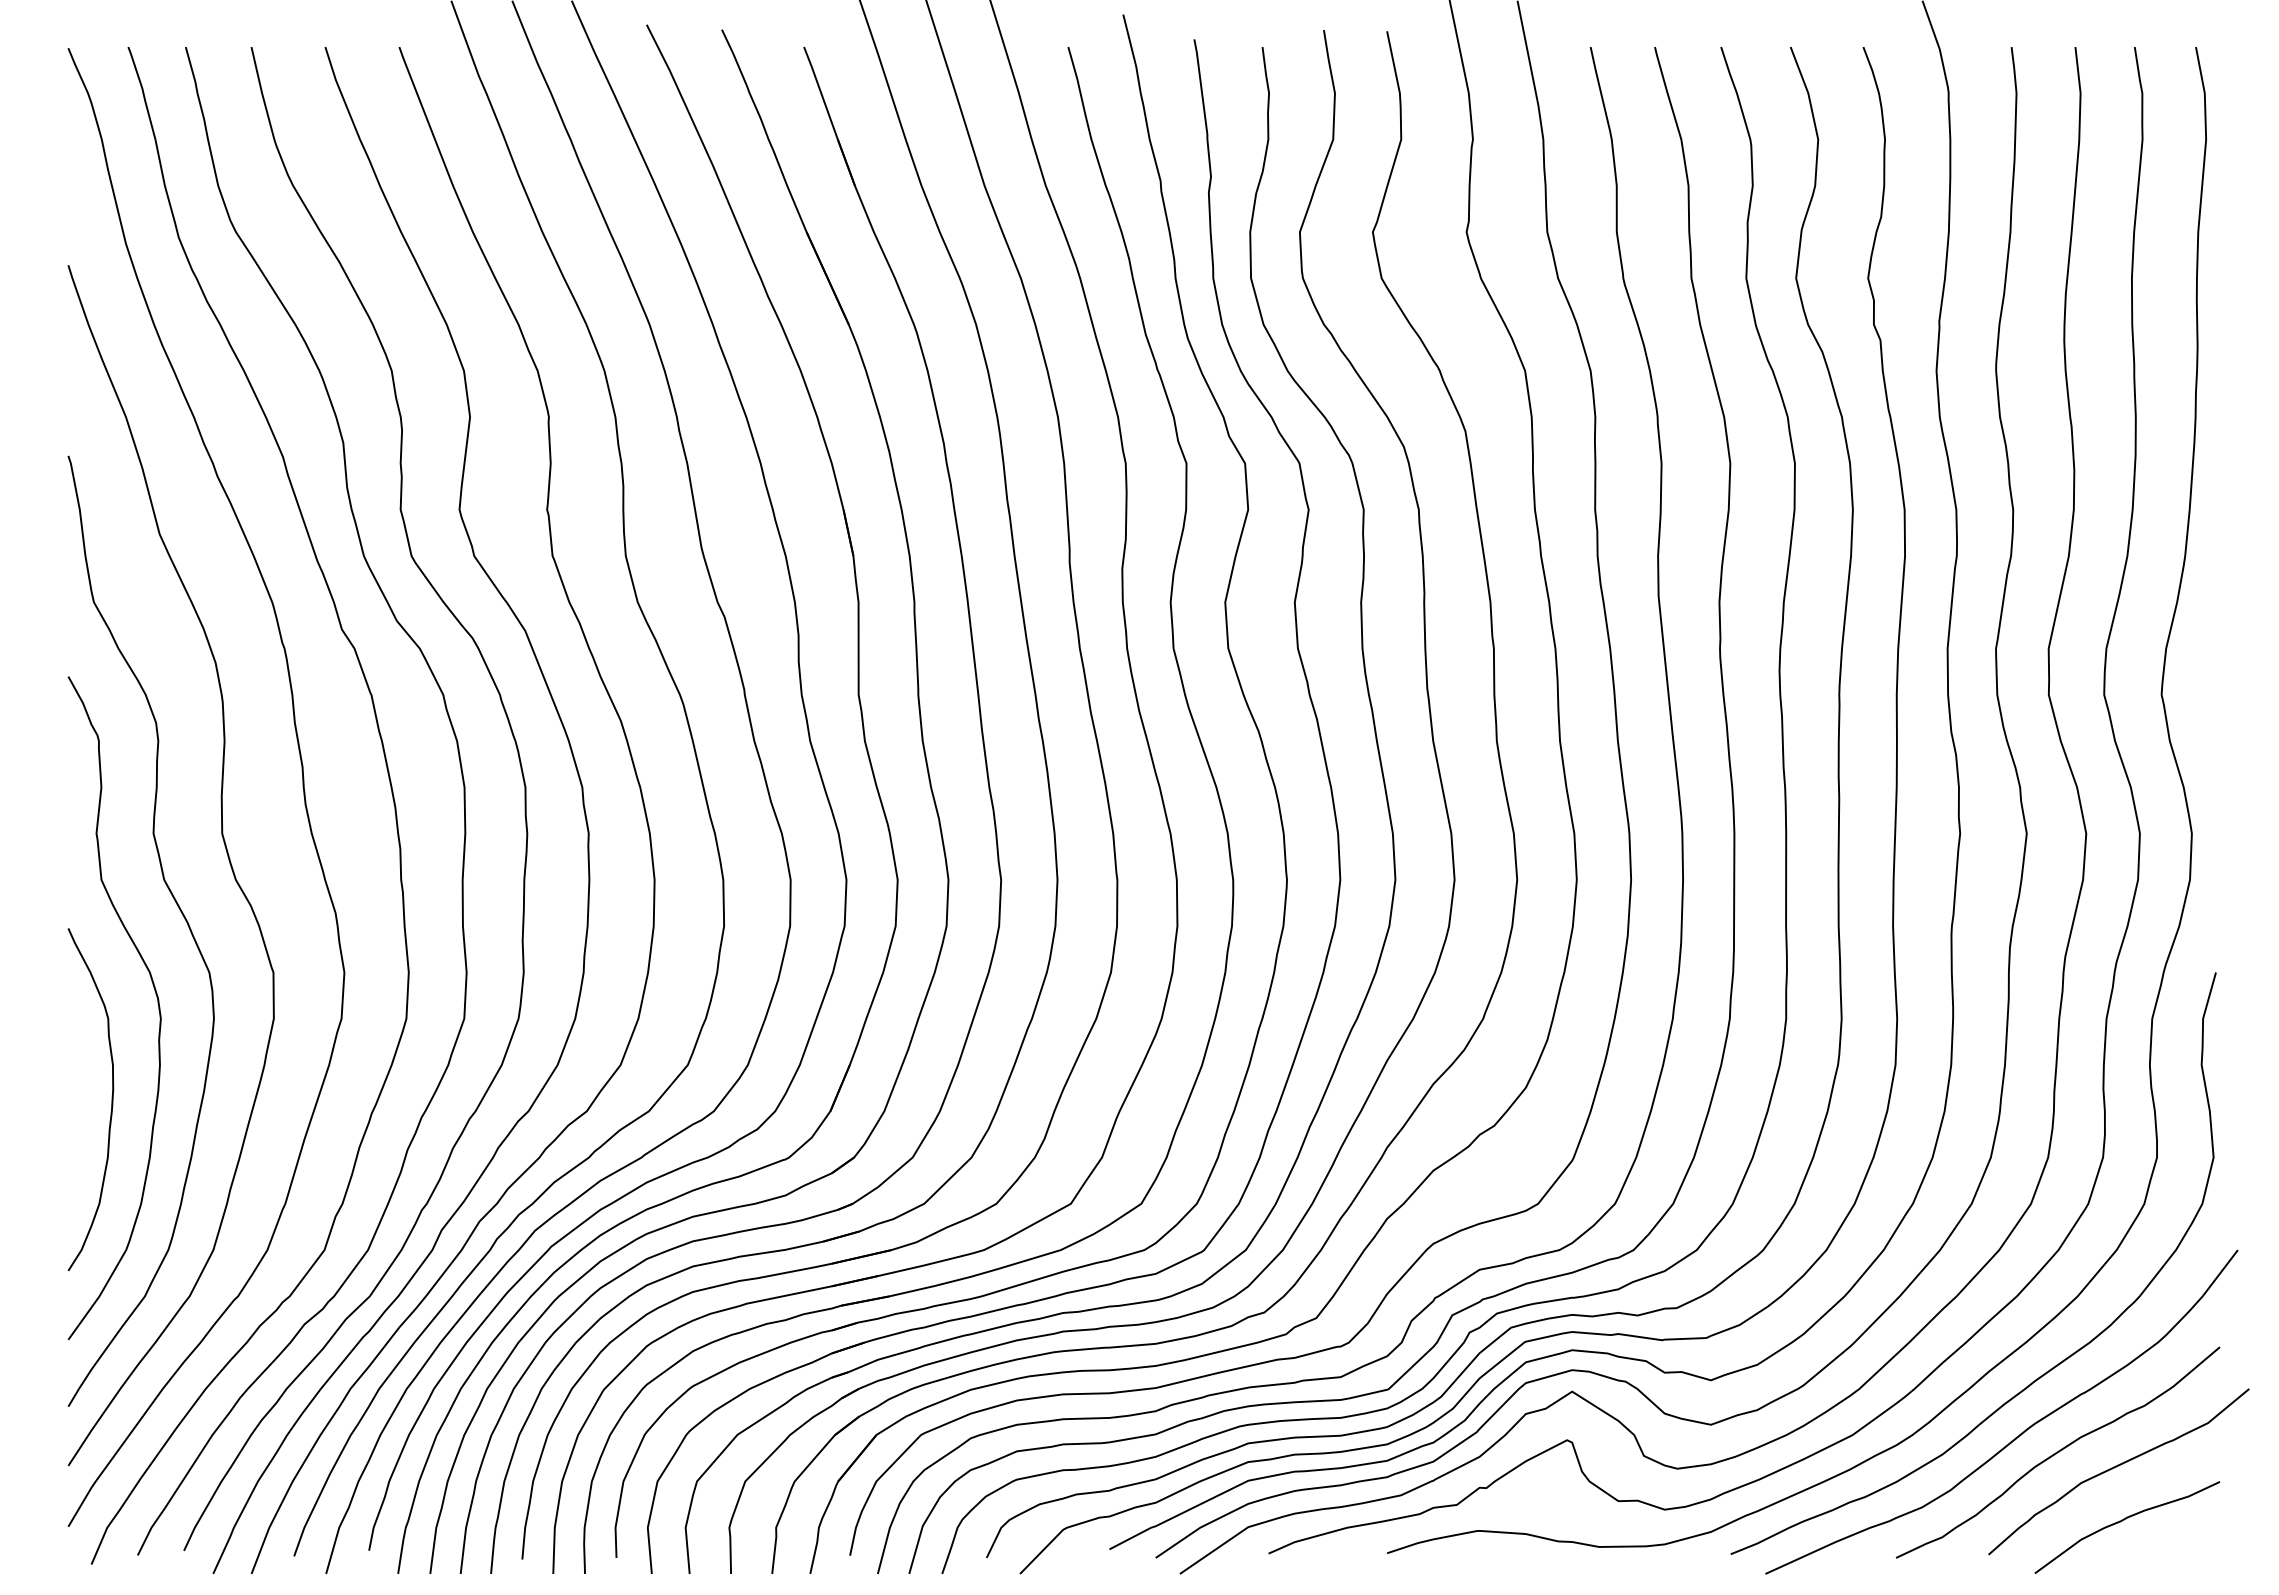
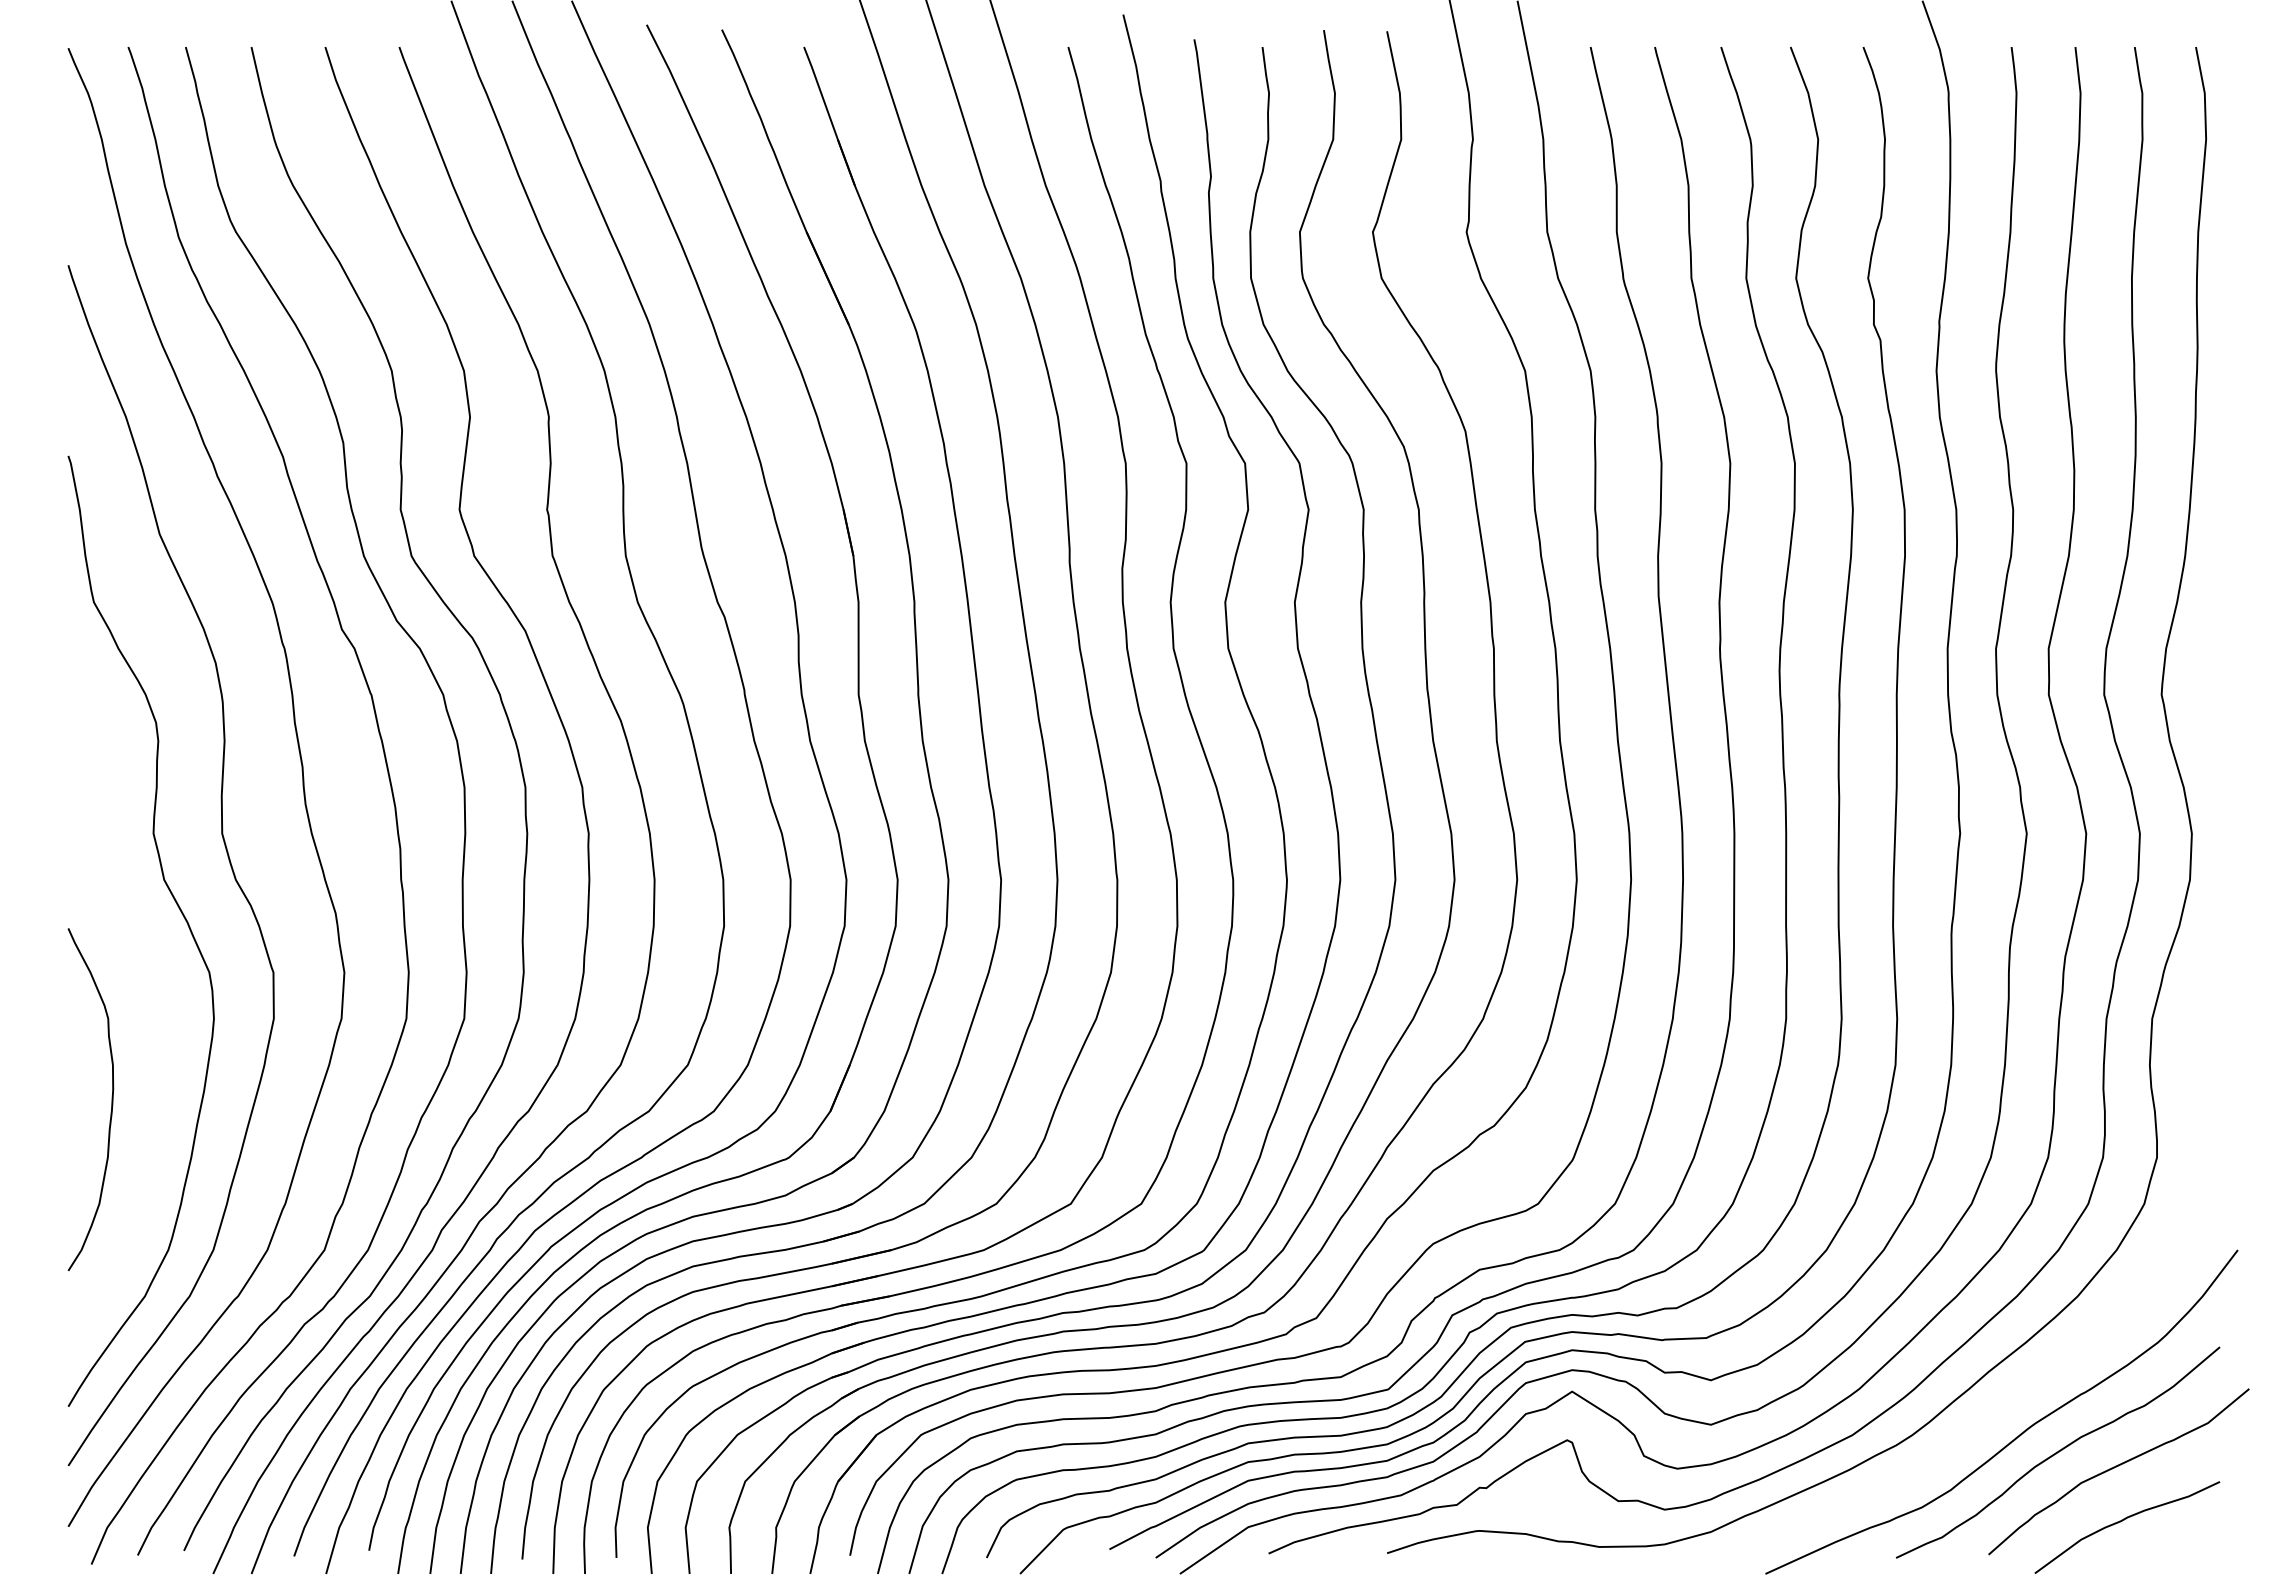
curve: present -> none (155, 994)
curve: present -> none (2046, 1371)
